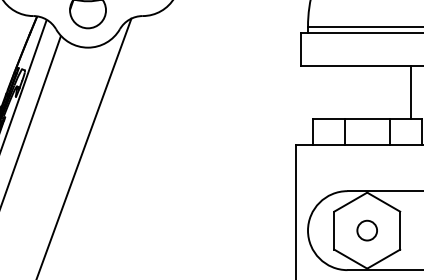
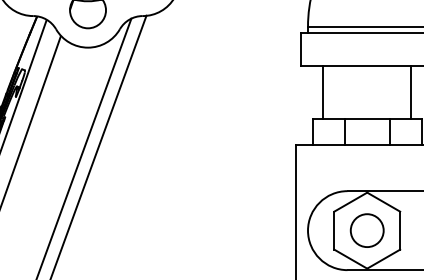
line: none -> present (323, 92)
line: none -> present (98, 145)
circle diameter: 20 px -> 33 px (366, 230)
